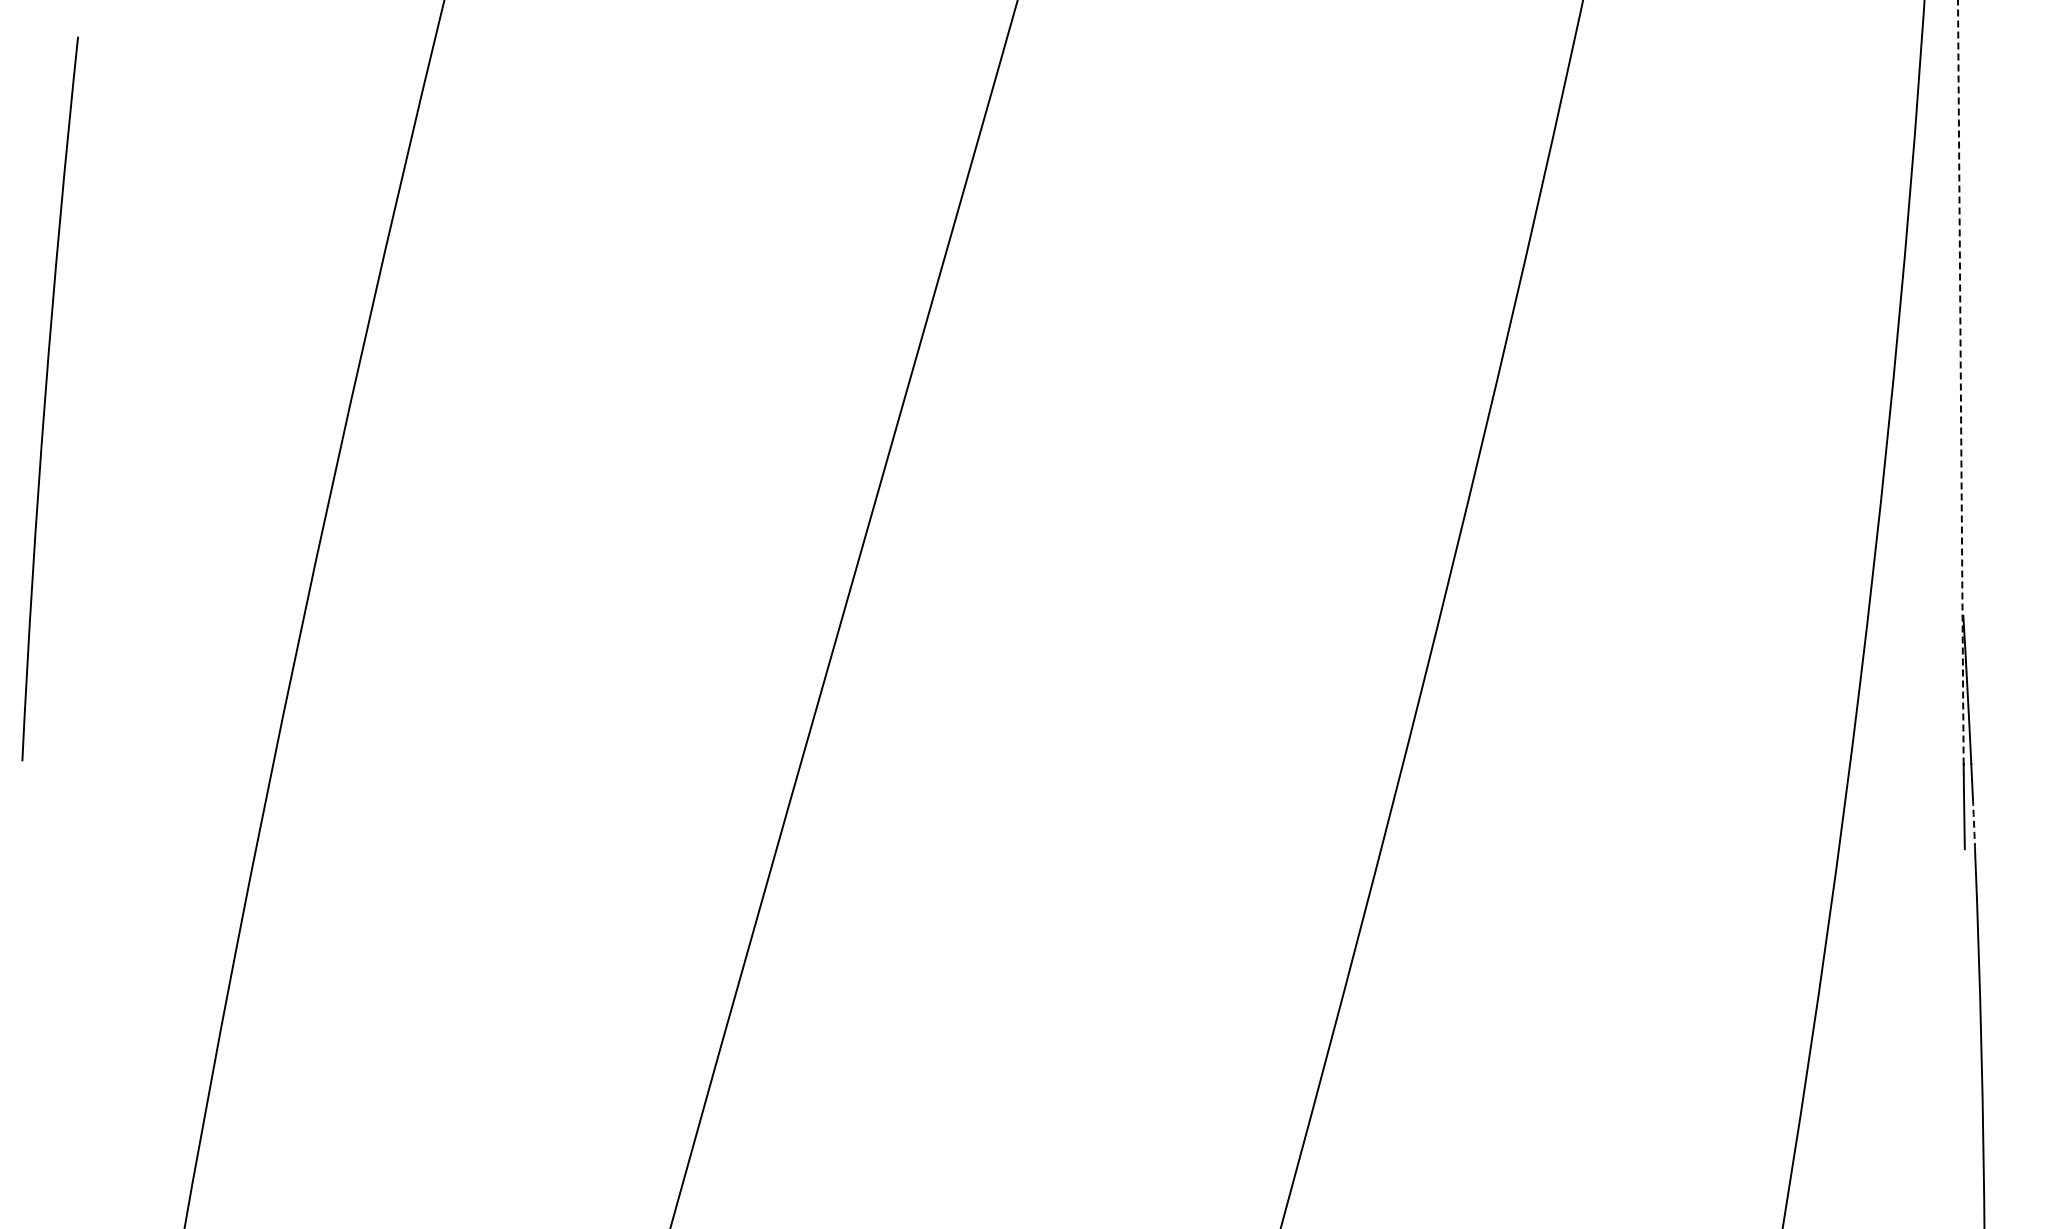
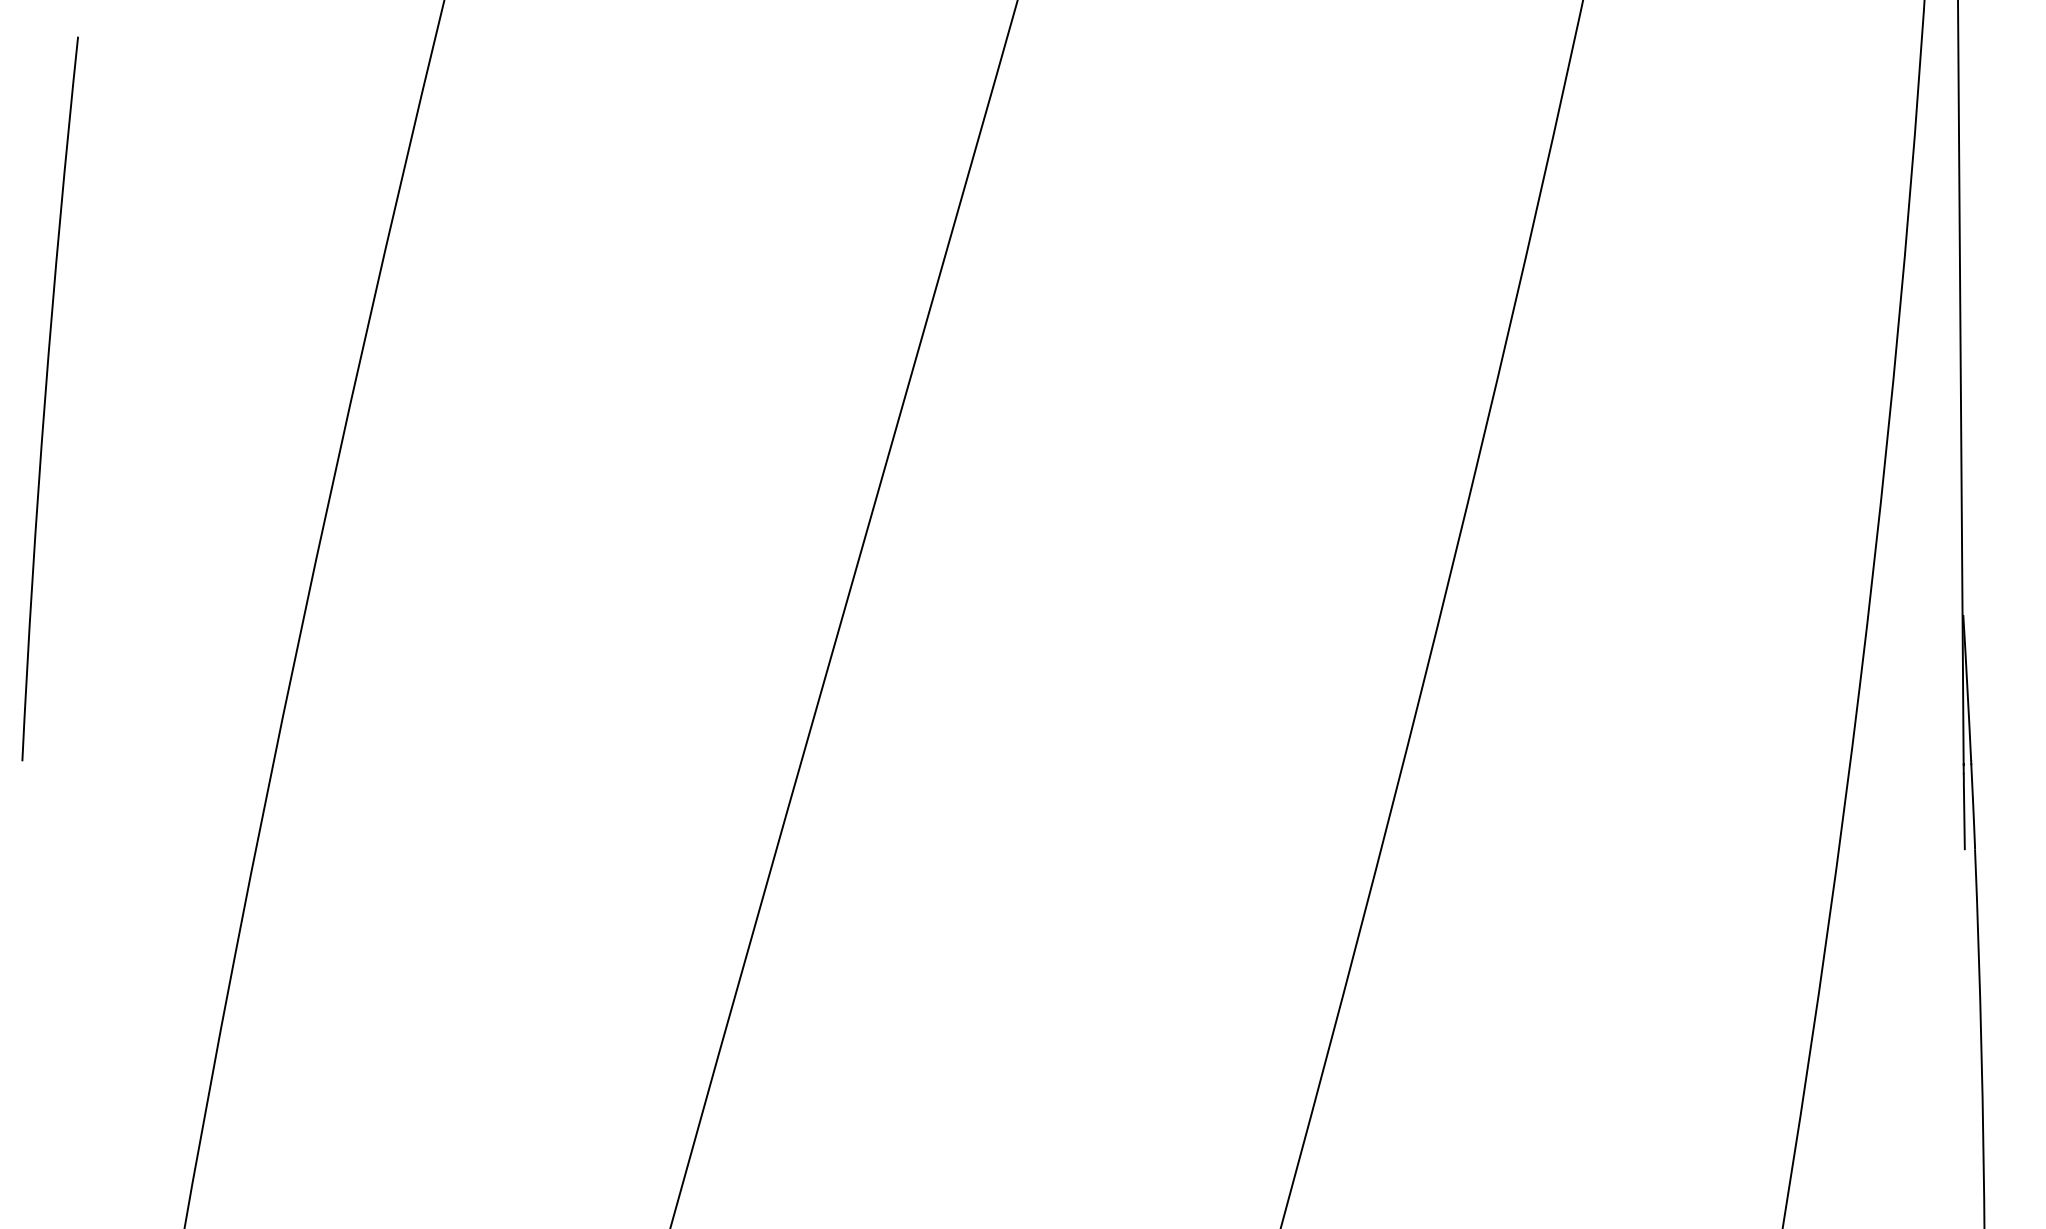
line: dashed -> solid (1960, 382)
arc: dashed -> solid (1974, 824)
